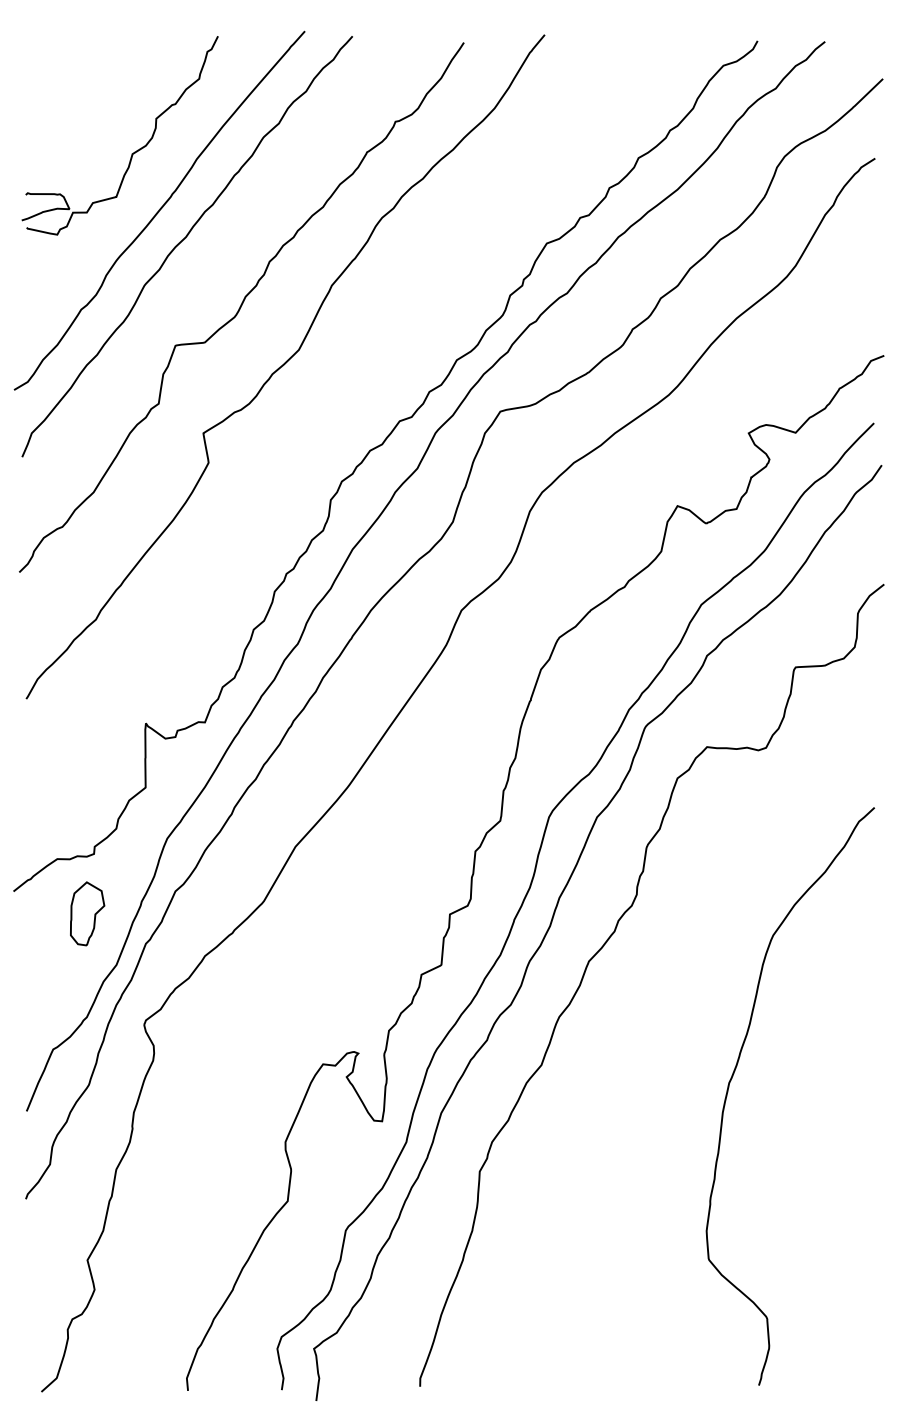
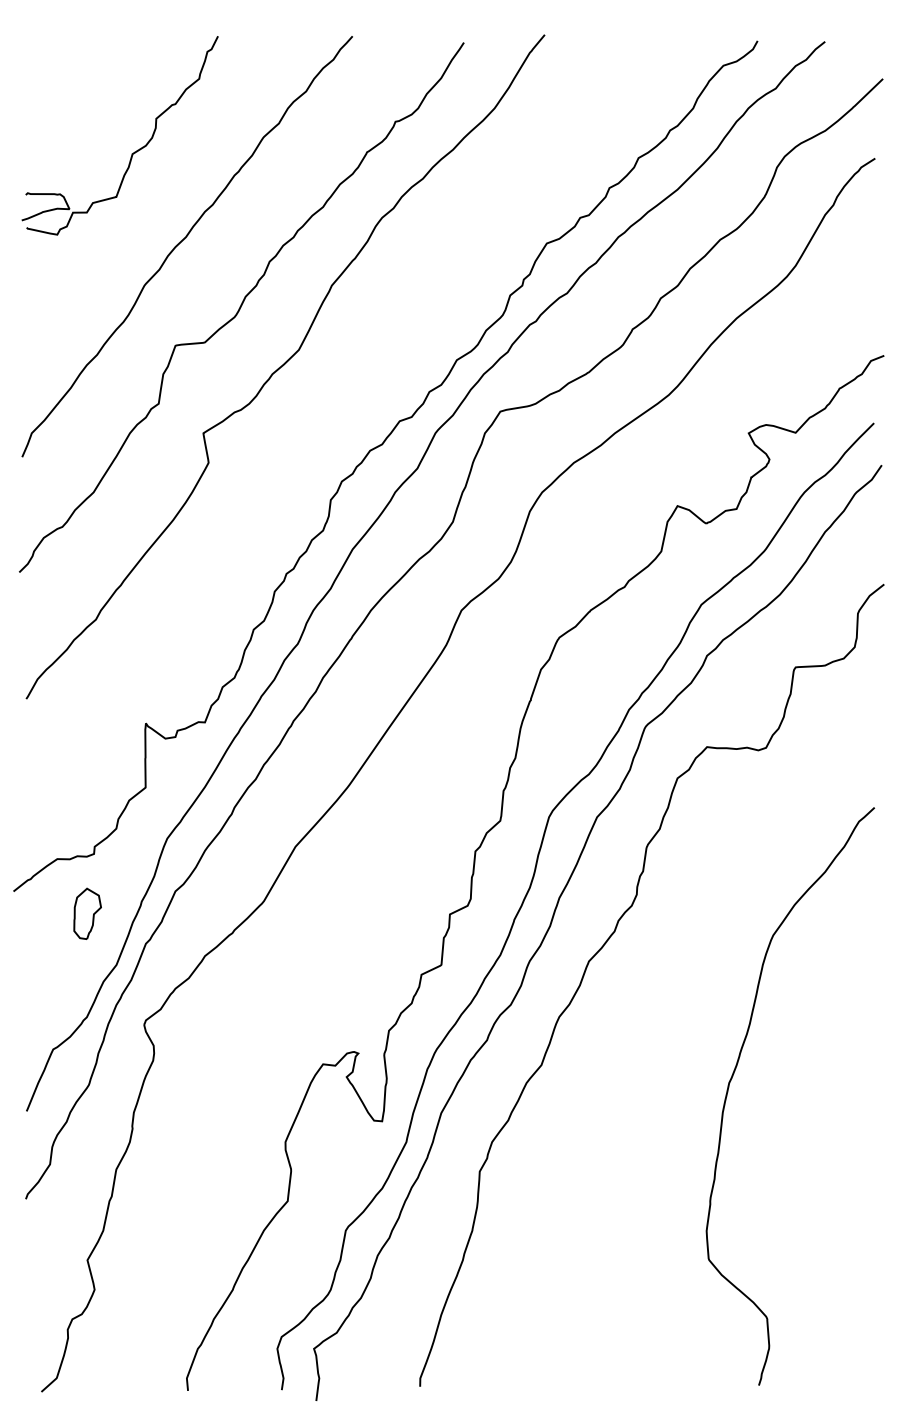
curve: present -> none (159, 210)
part size: 36x66 px -> 29x53 px (87, 913)
